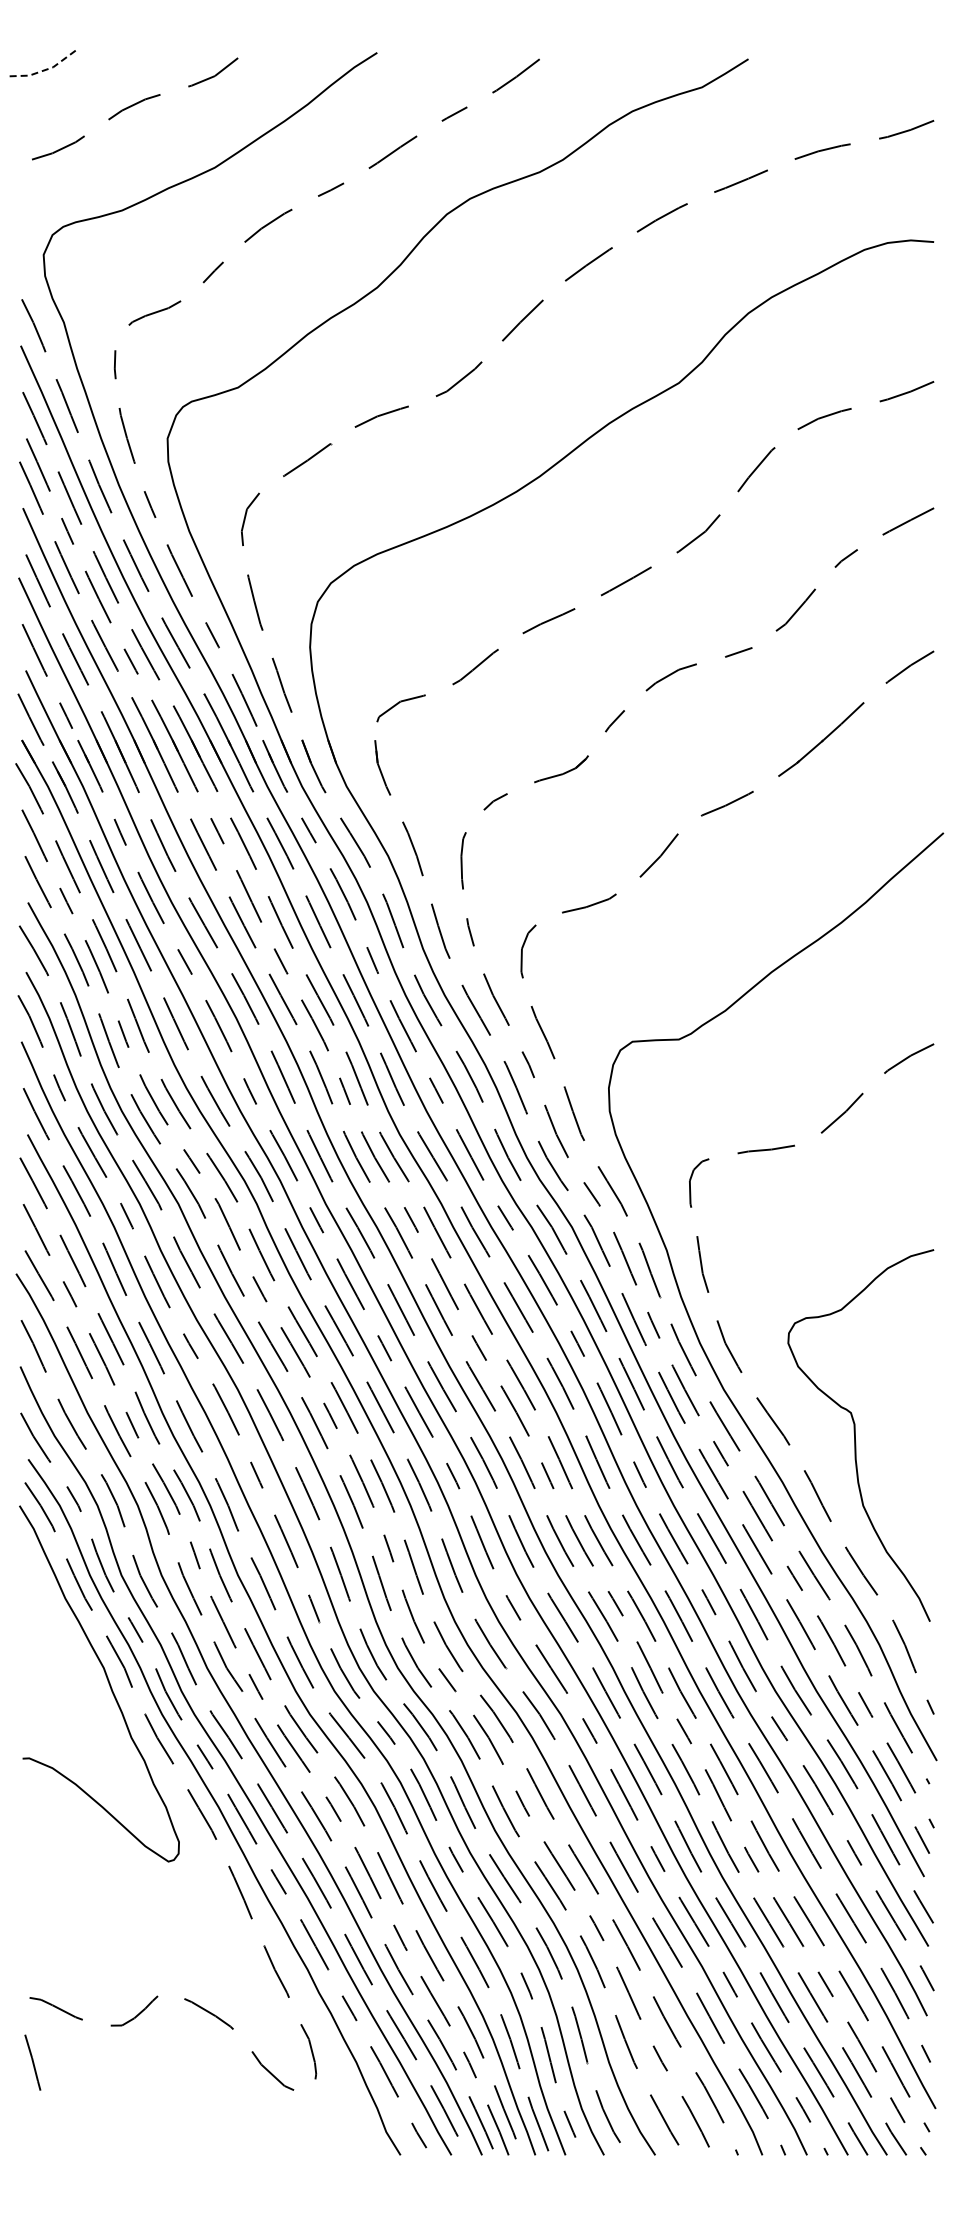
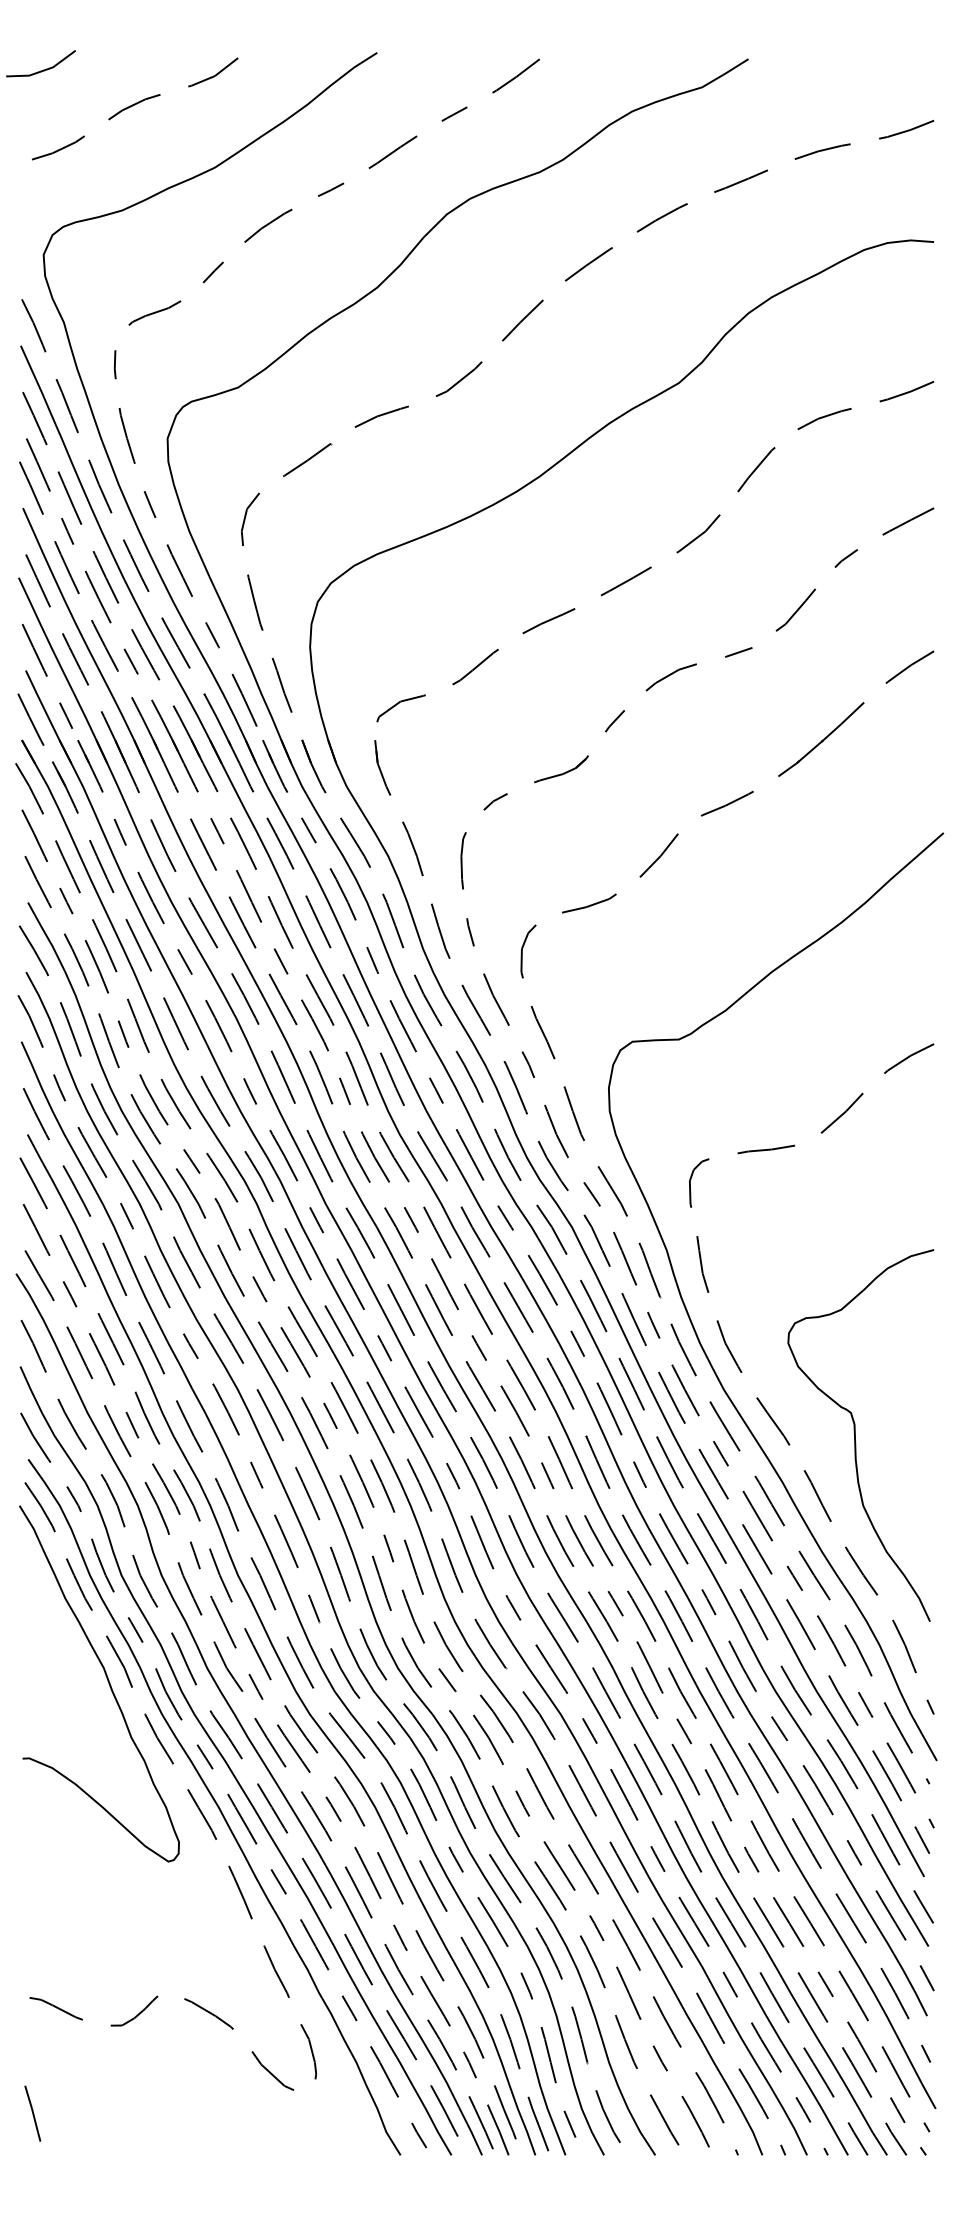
line: dashed -> solid (43, 70)
line position: (32, 2062) -> (32, 2113) (32, 2113)
